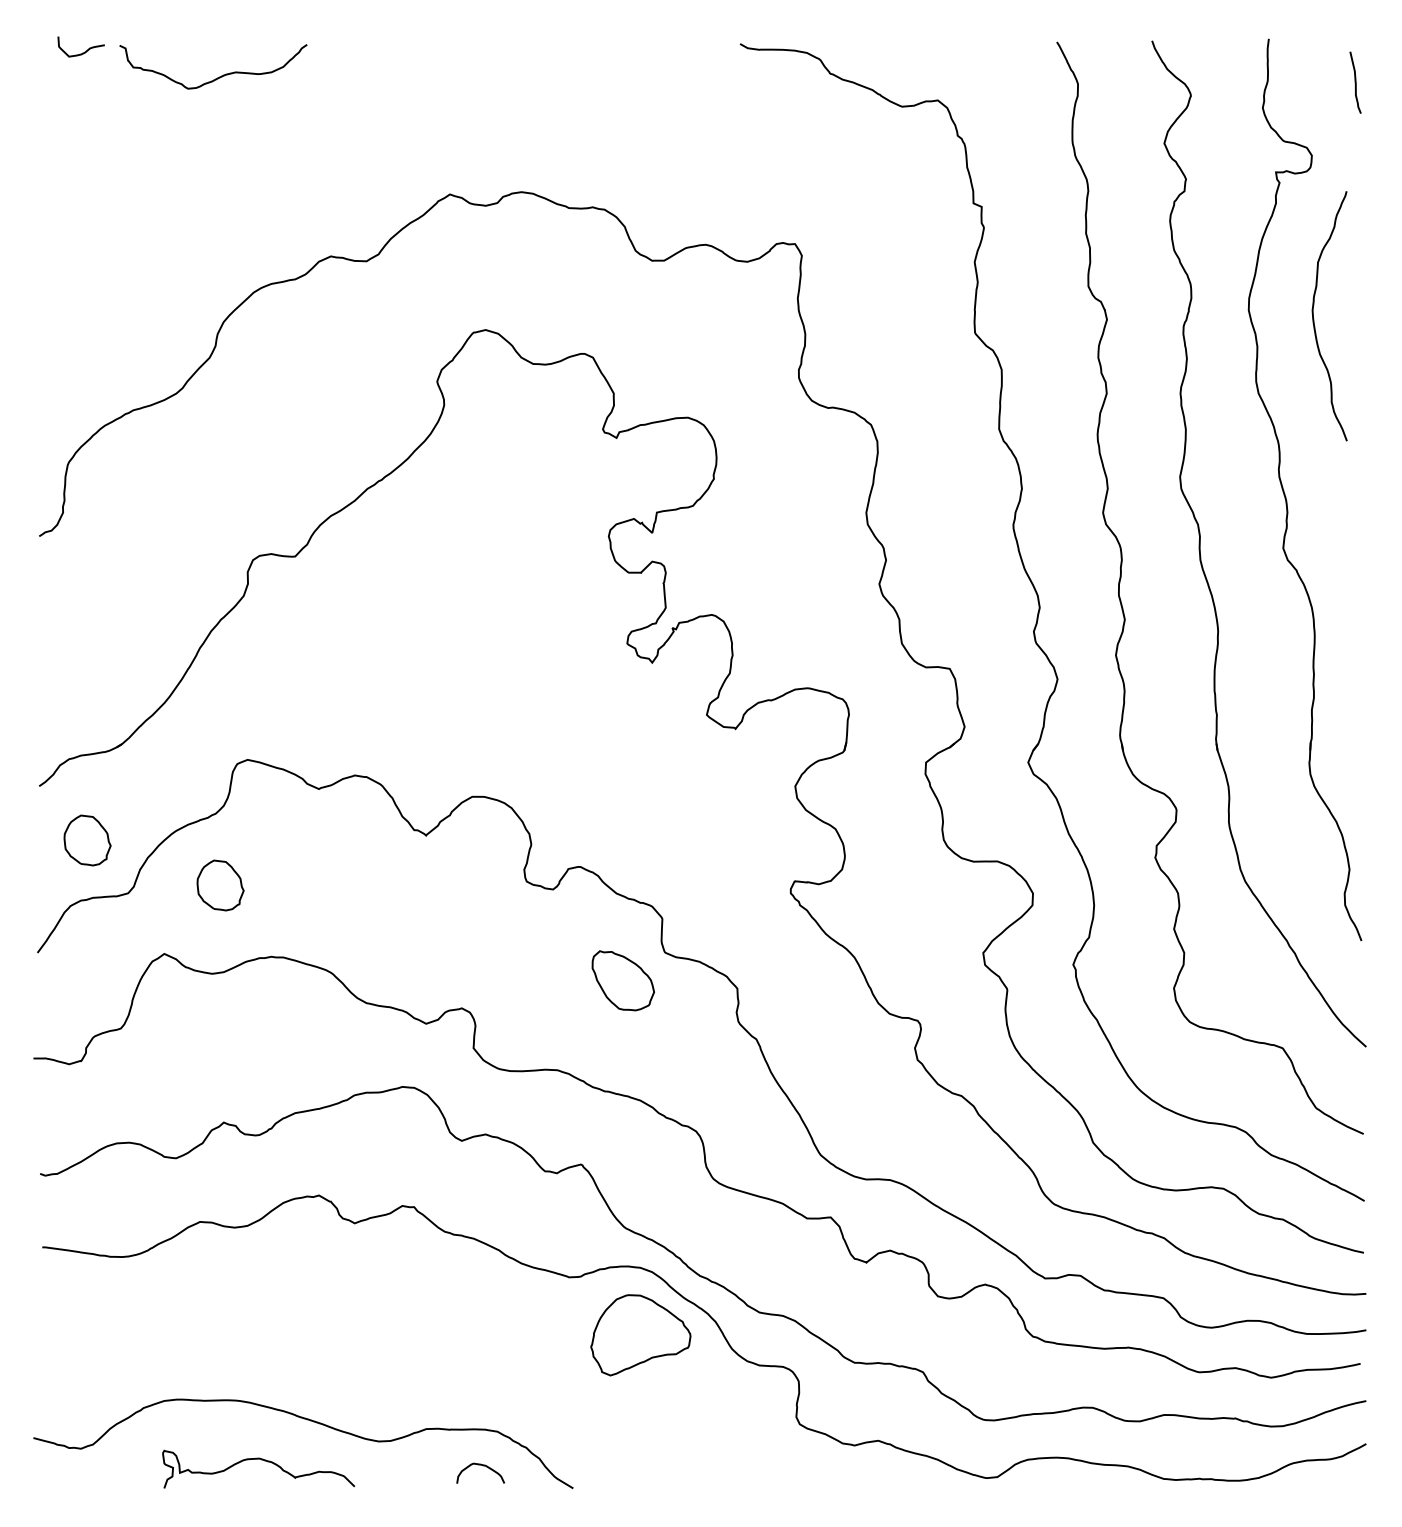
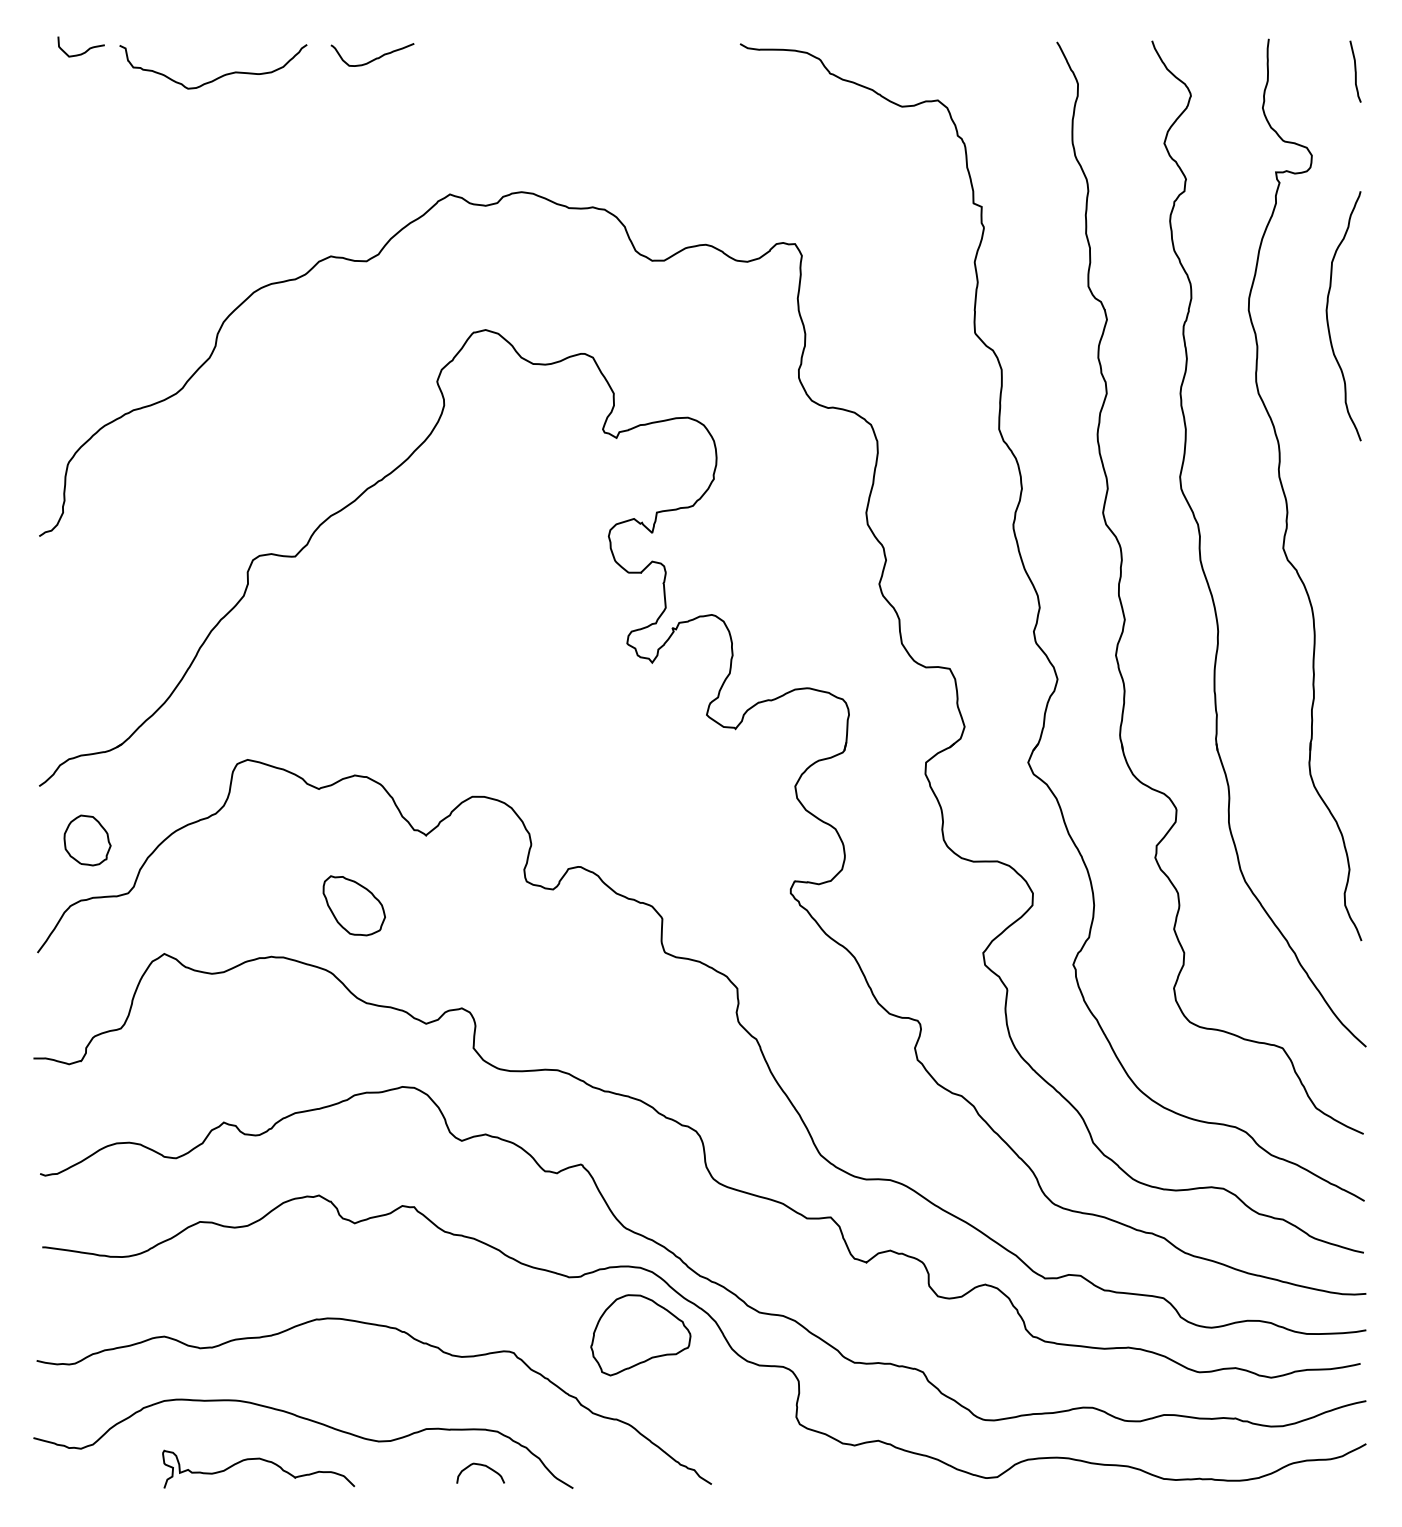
curve: none -> present (374, 58)
curve position: (1355, 82) -> (1355, 71) (1355, 71)
curve position: (1314, 319) -> (1328, 319) (1328, 319)
part: present -> none (220, 885)
part position: (622, 980) -> (353, 905) (353, 905)
curve: none -> present (413, 1339)
